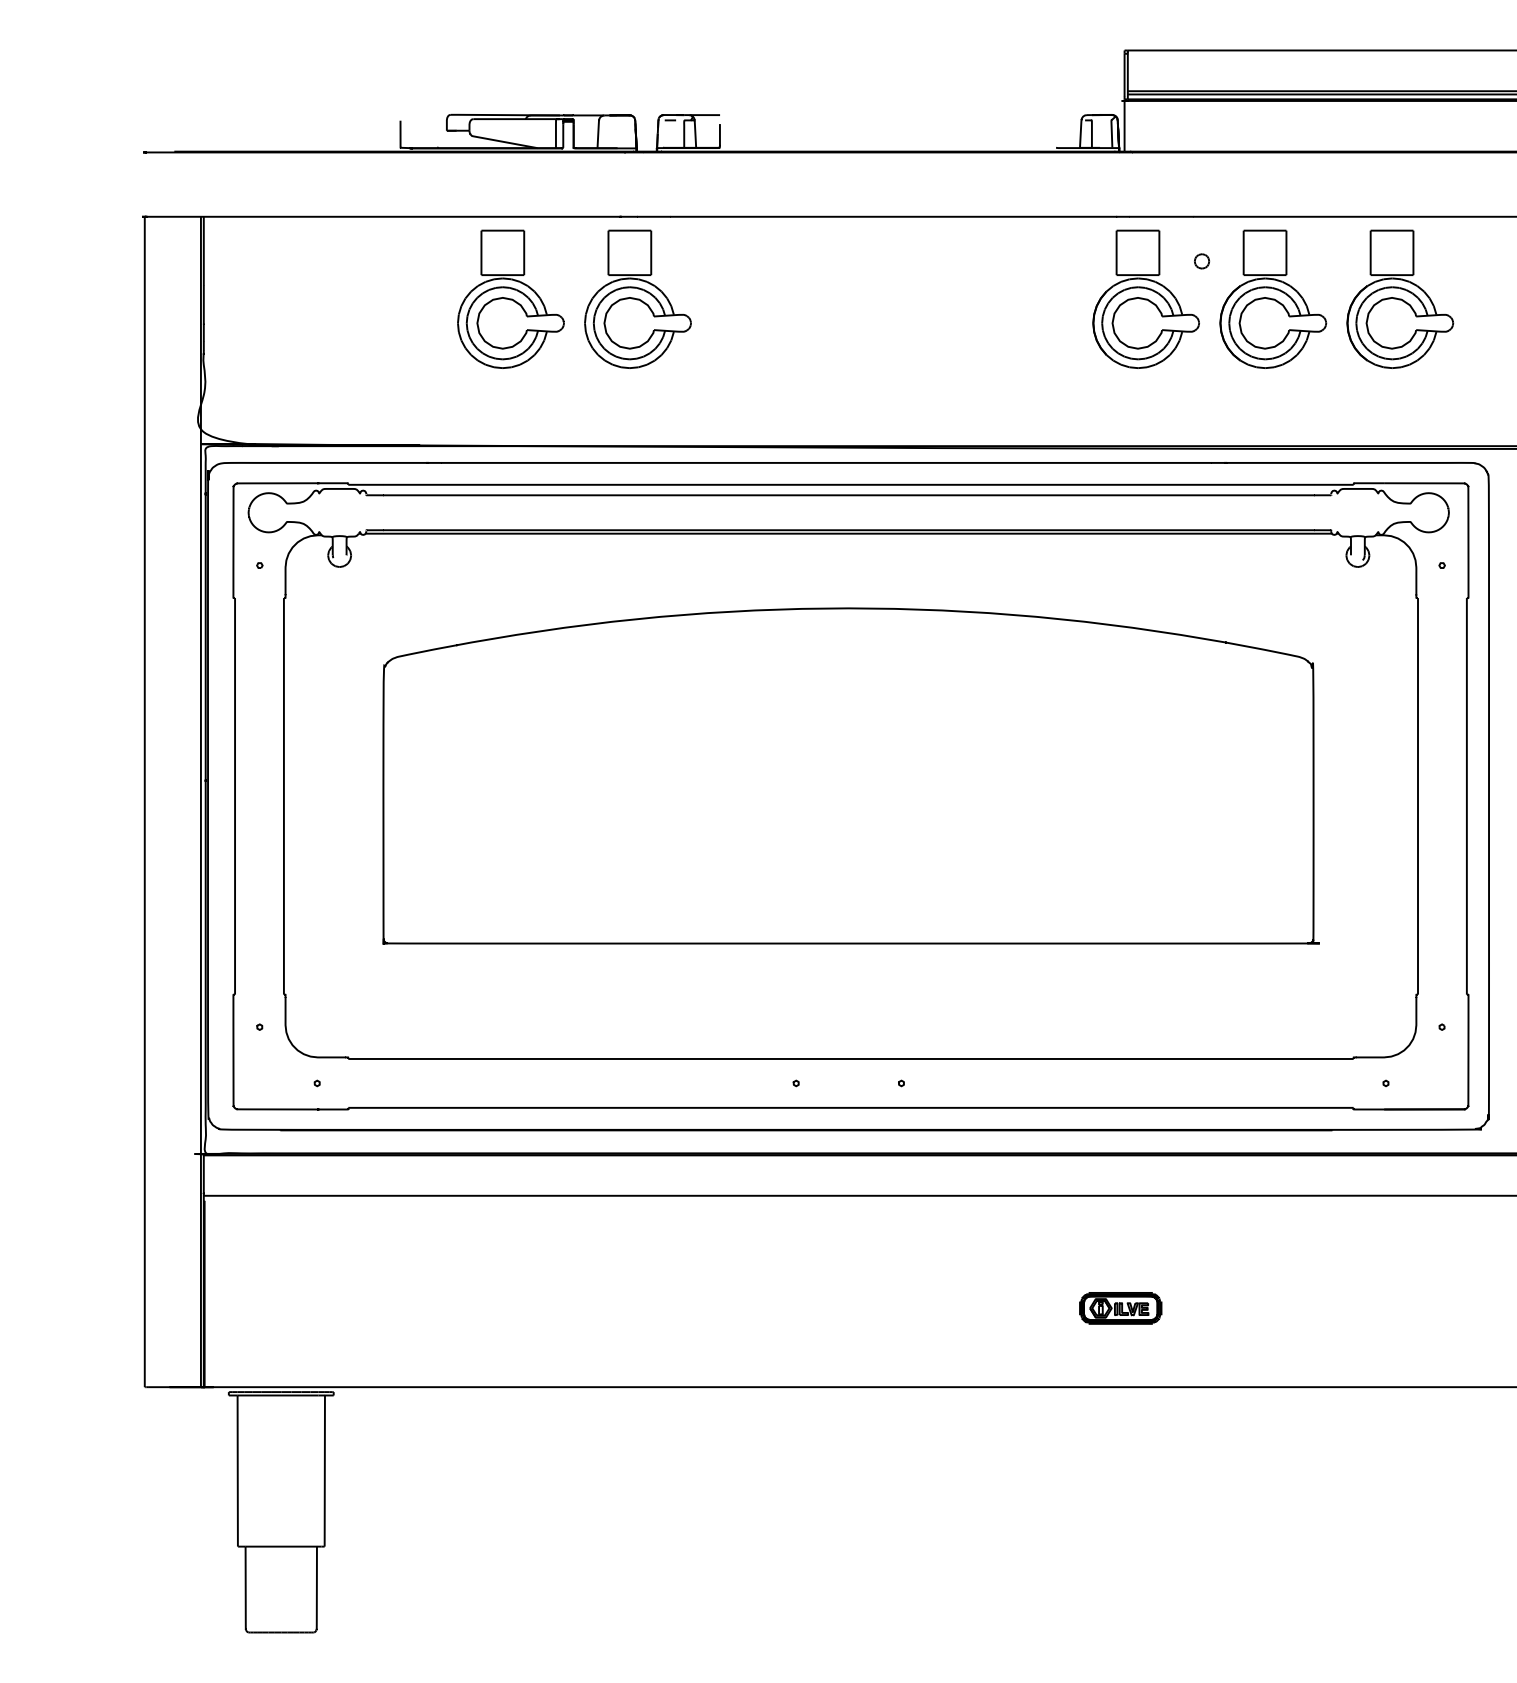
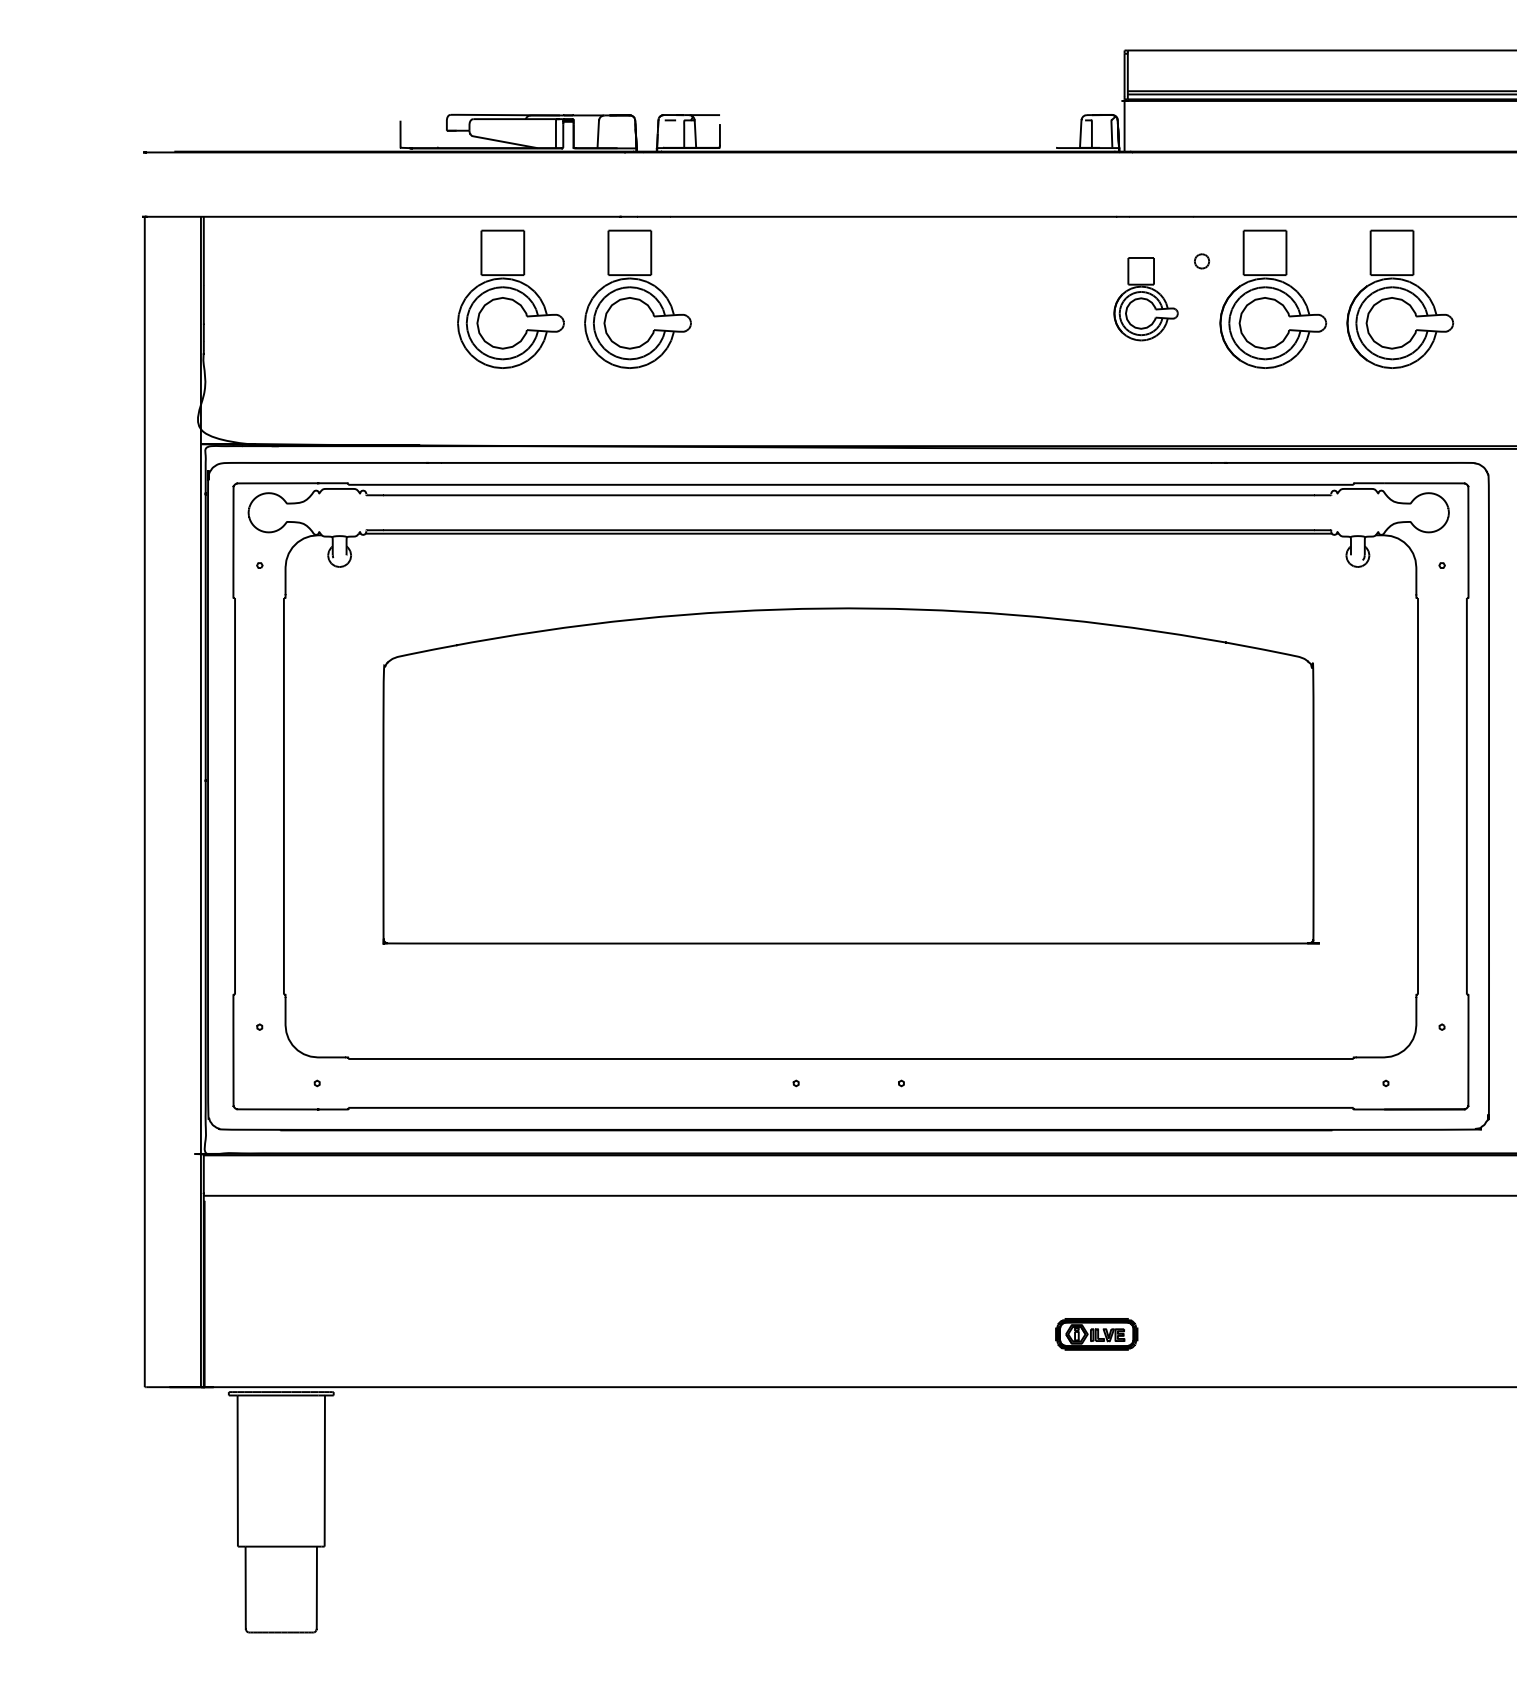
part size: 108x140 px -> 66x85 px (1145, 299)
part position: (1120, 1308) -> (1096, 1334) (1096, 1334)
